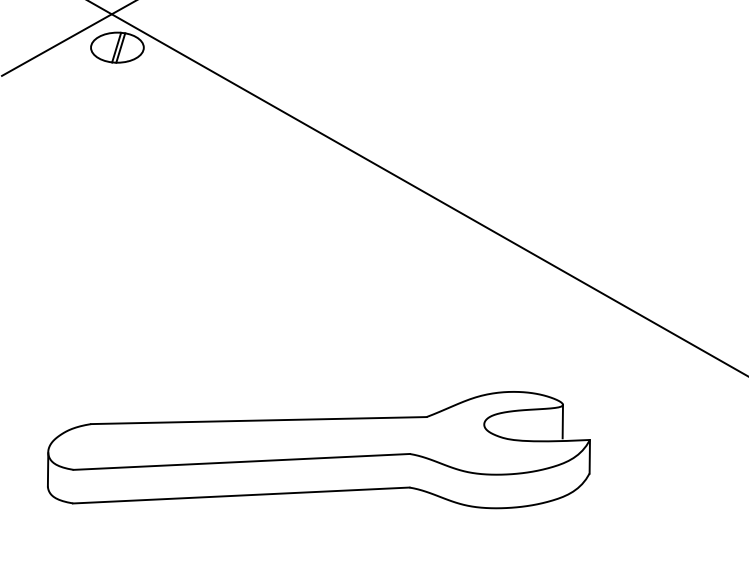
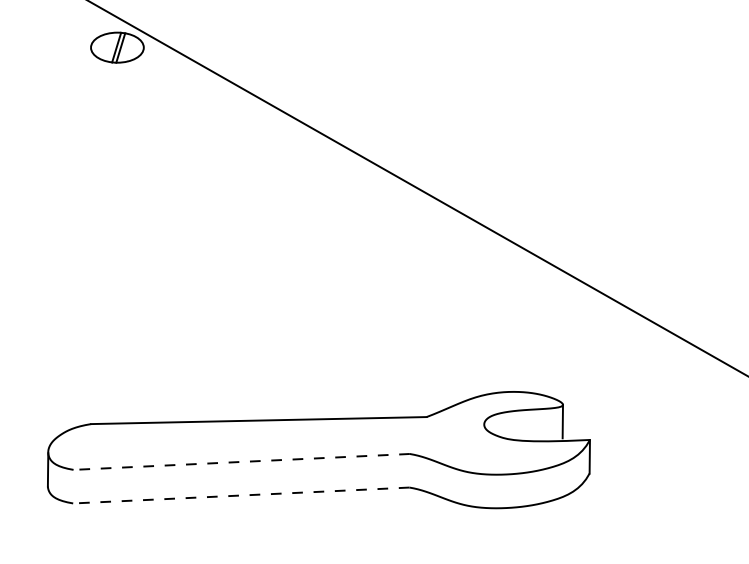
line: present -> none (67, 38)
line: solid -> dashed (241, 461)
line: solid -> dashed (240, 495)
